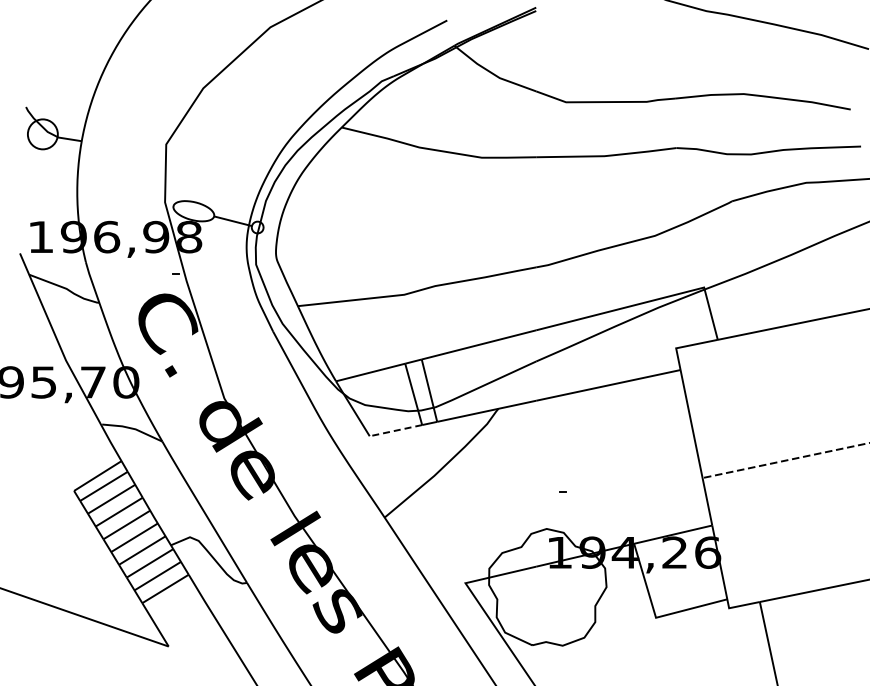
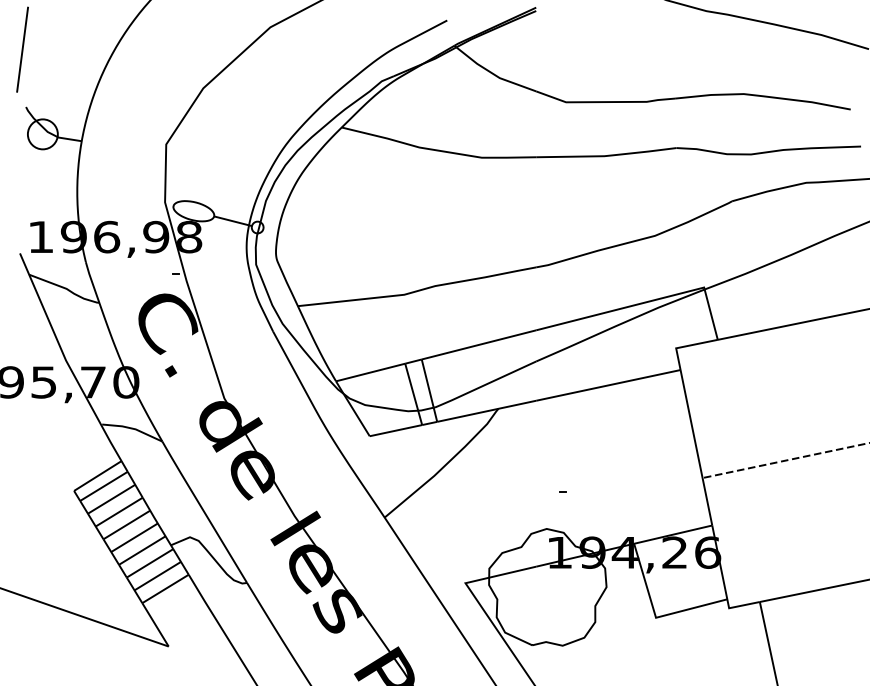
line: none -> present (22, 49)
line: dashed -> solid (395, 430)
